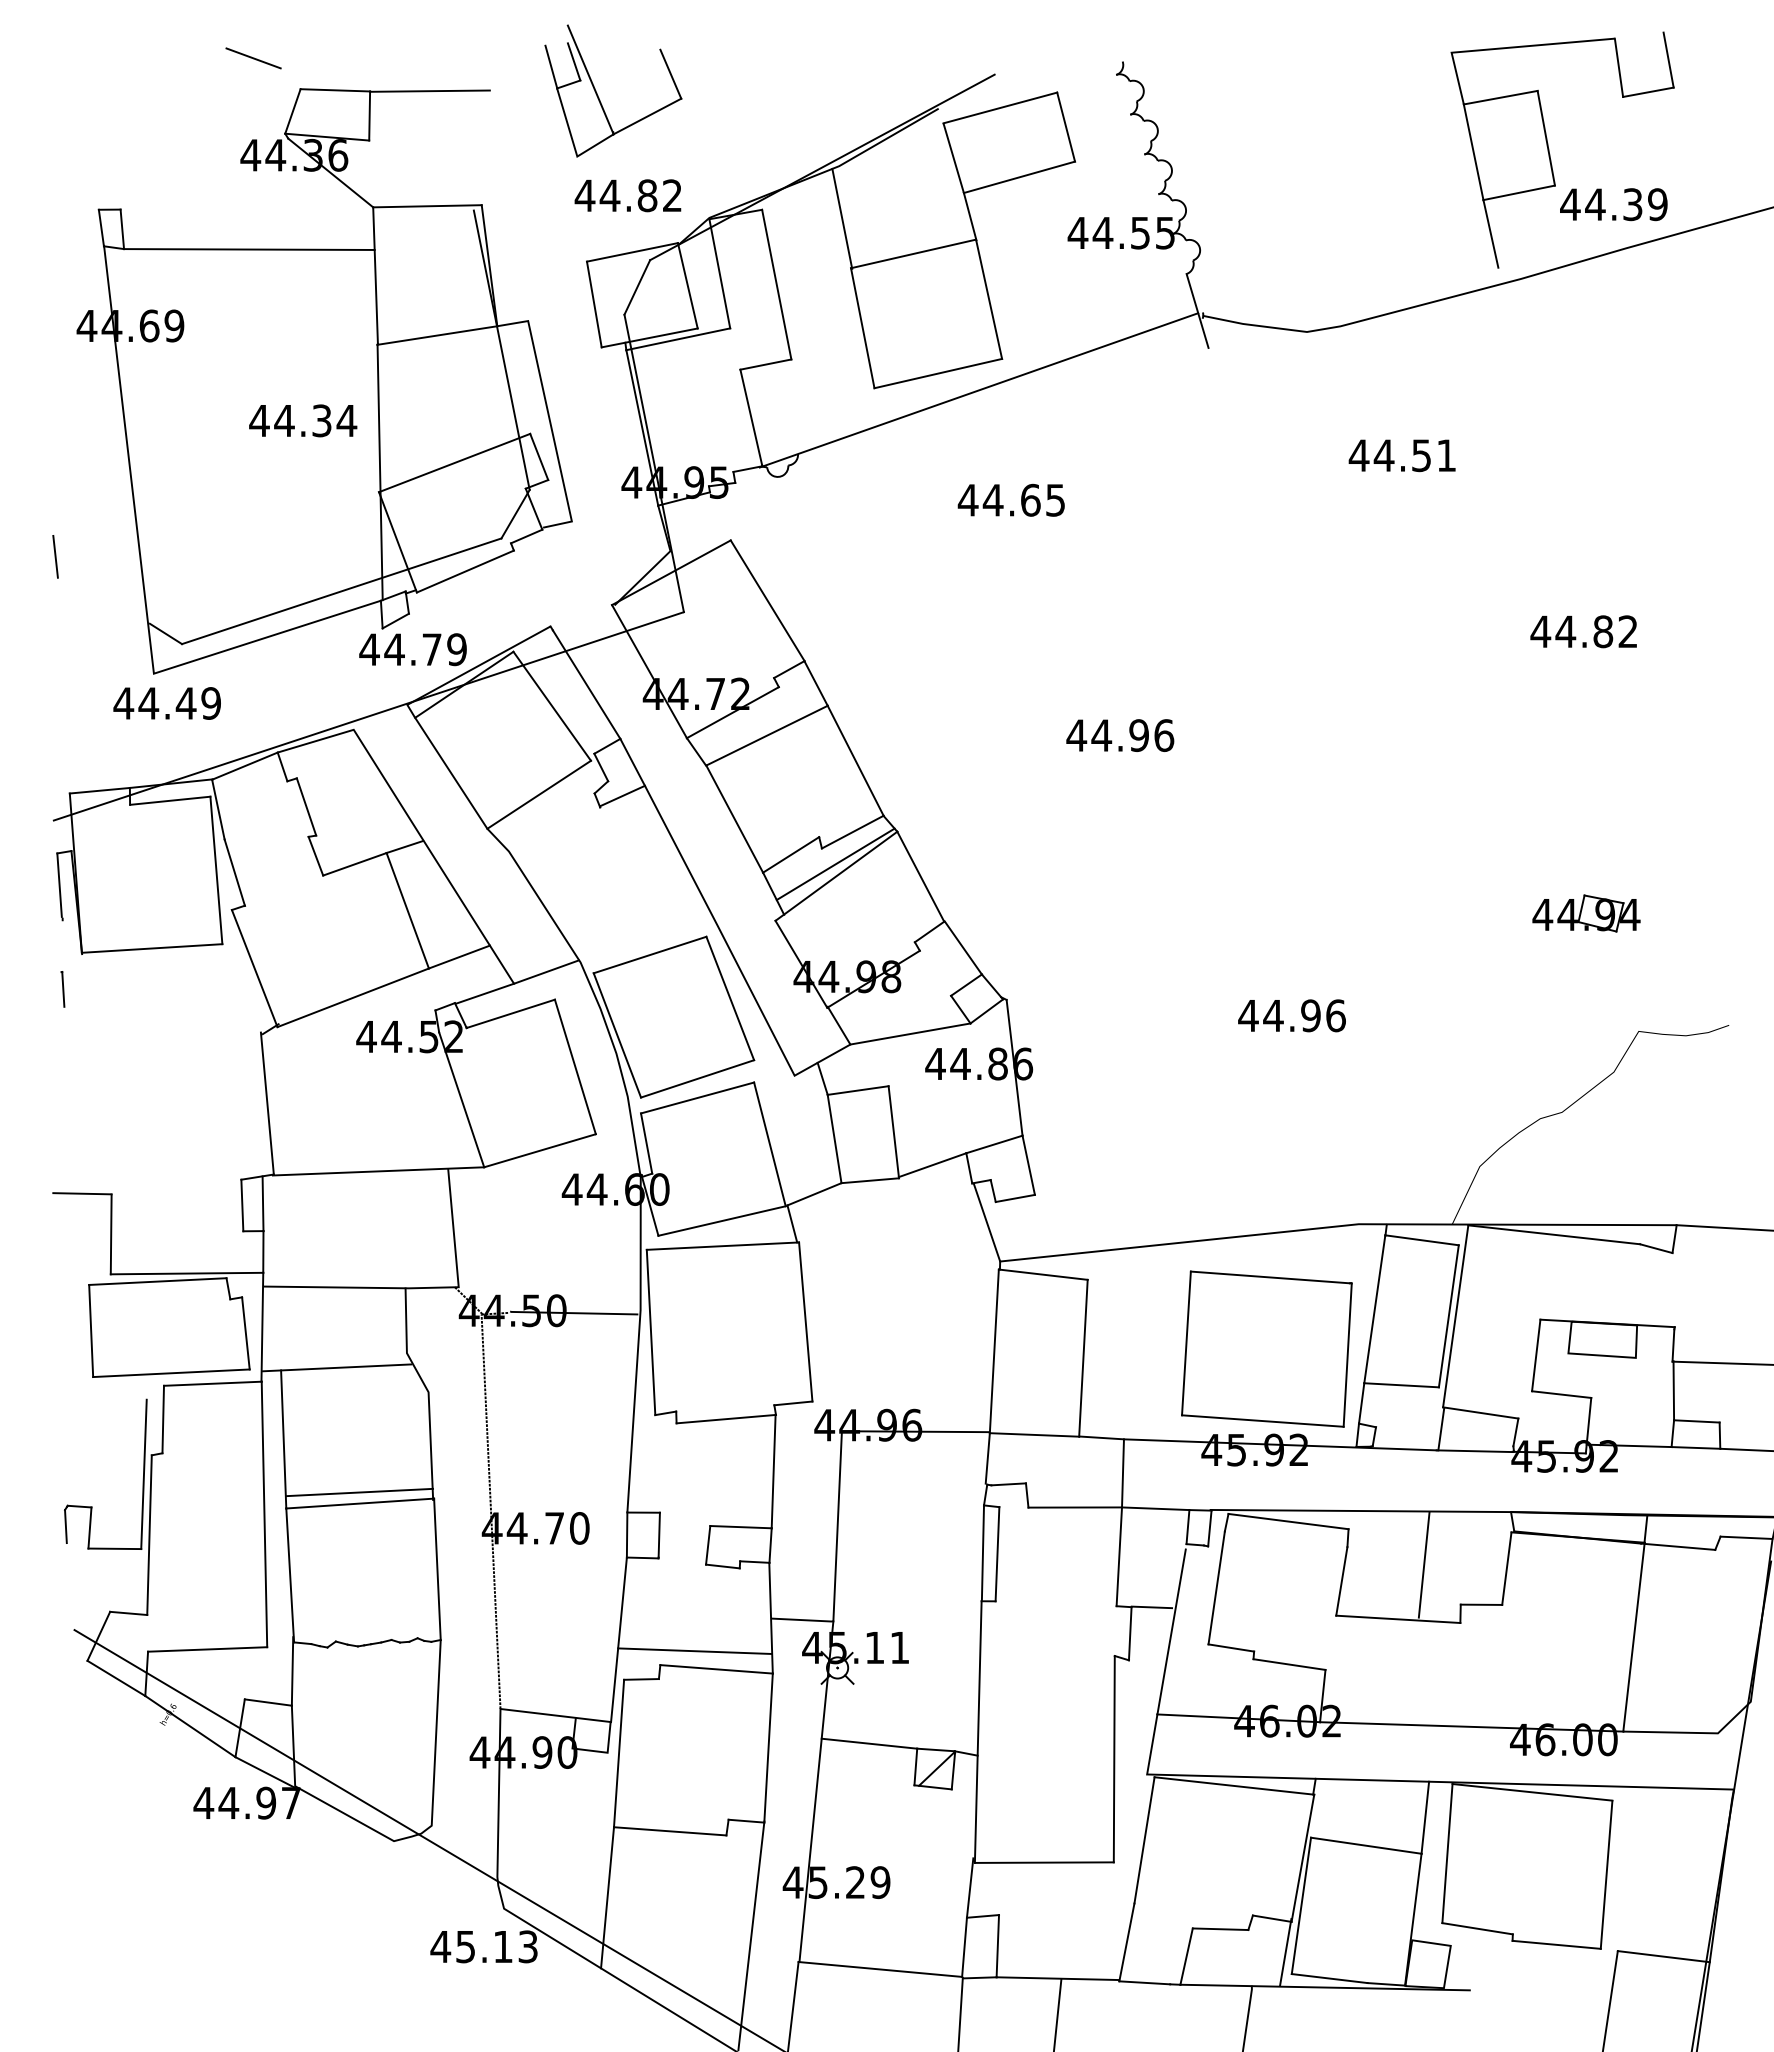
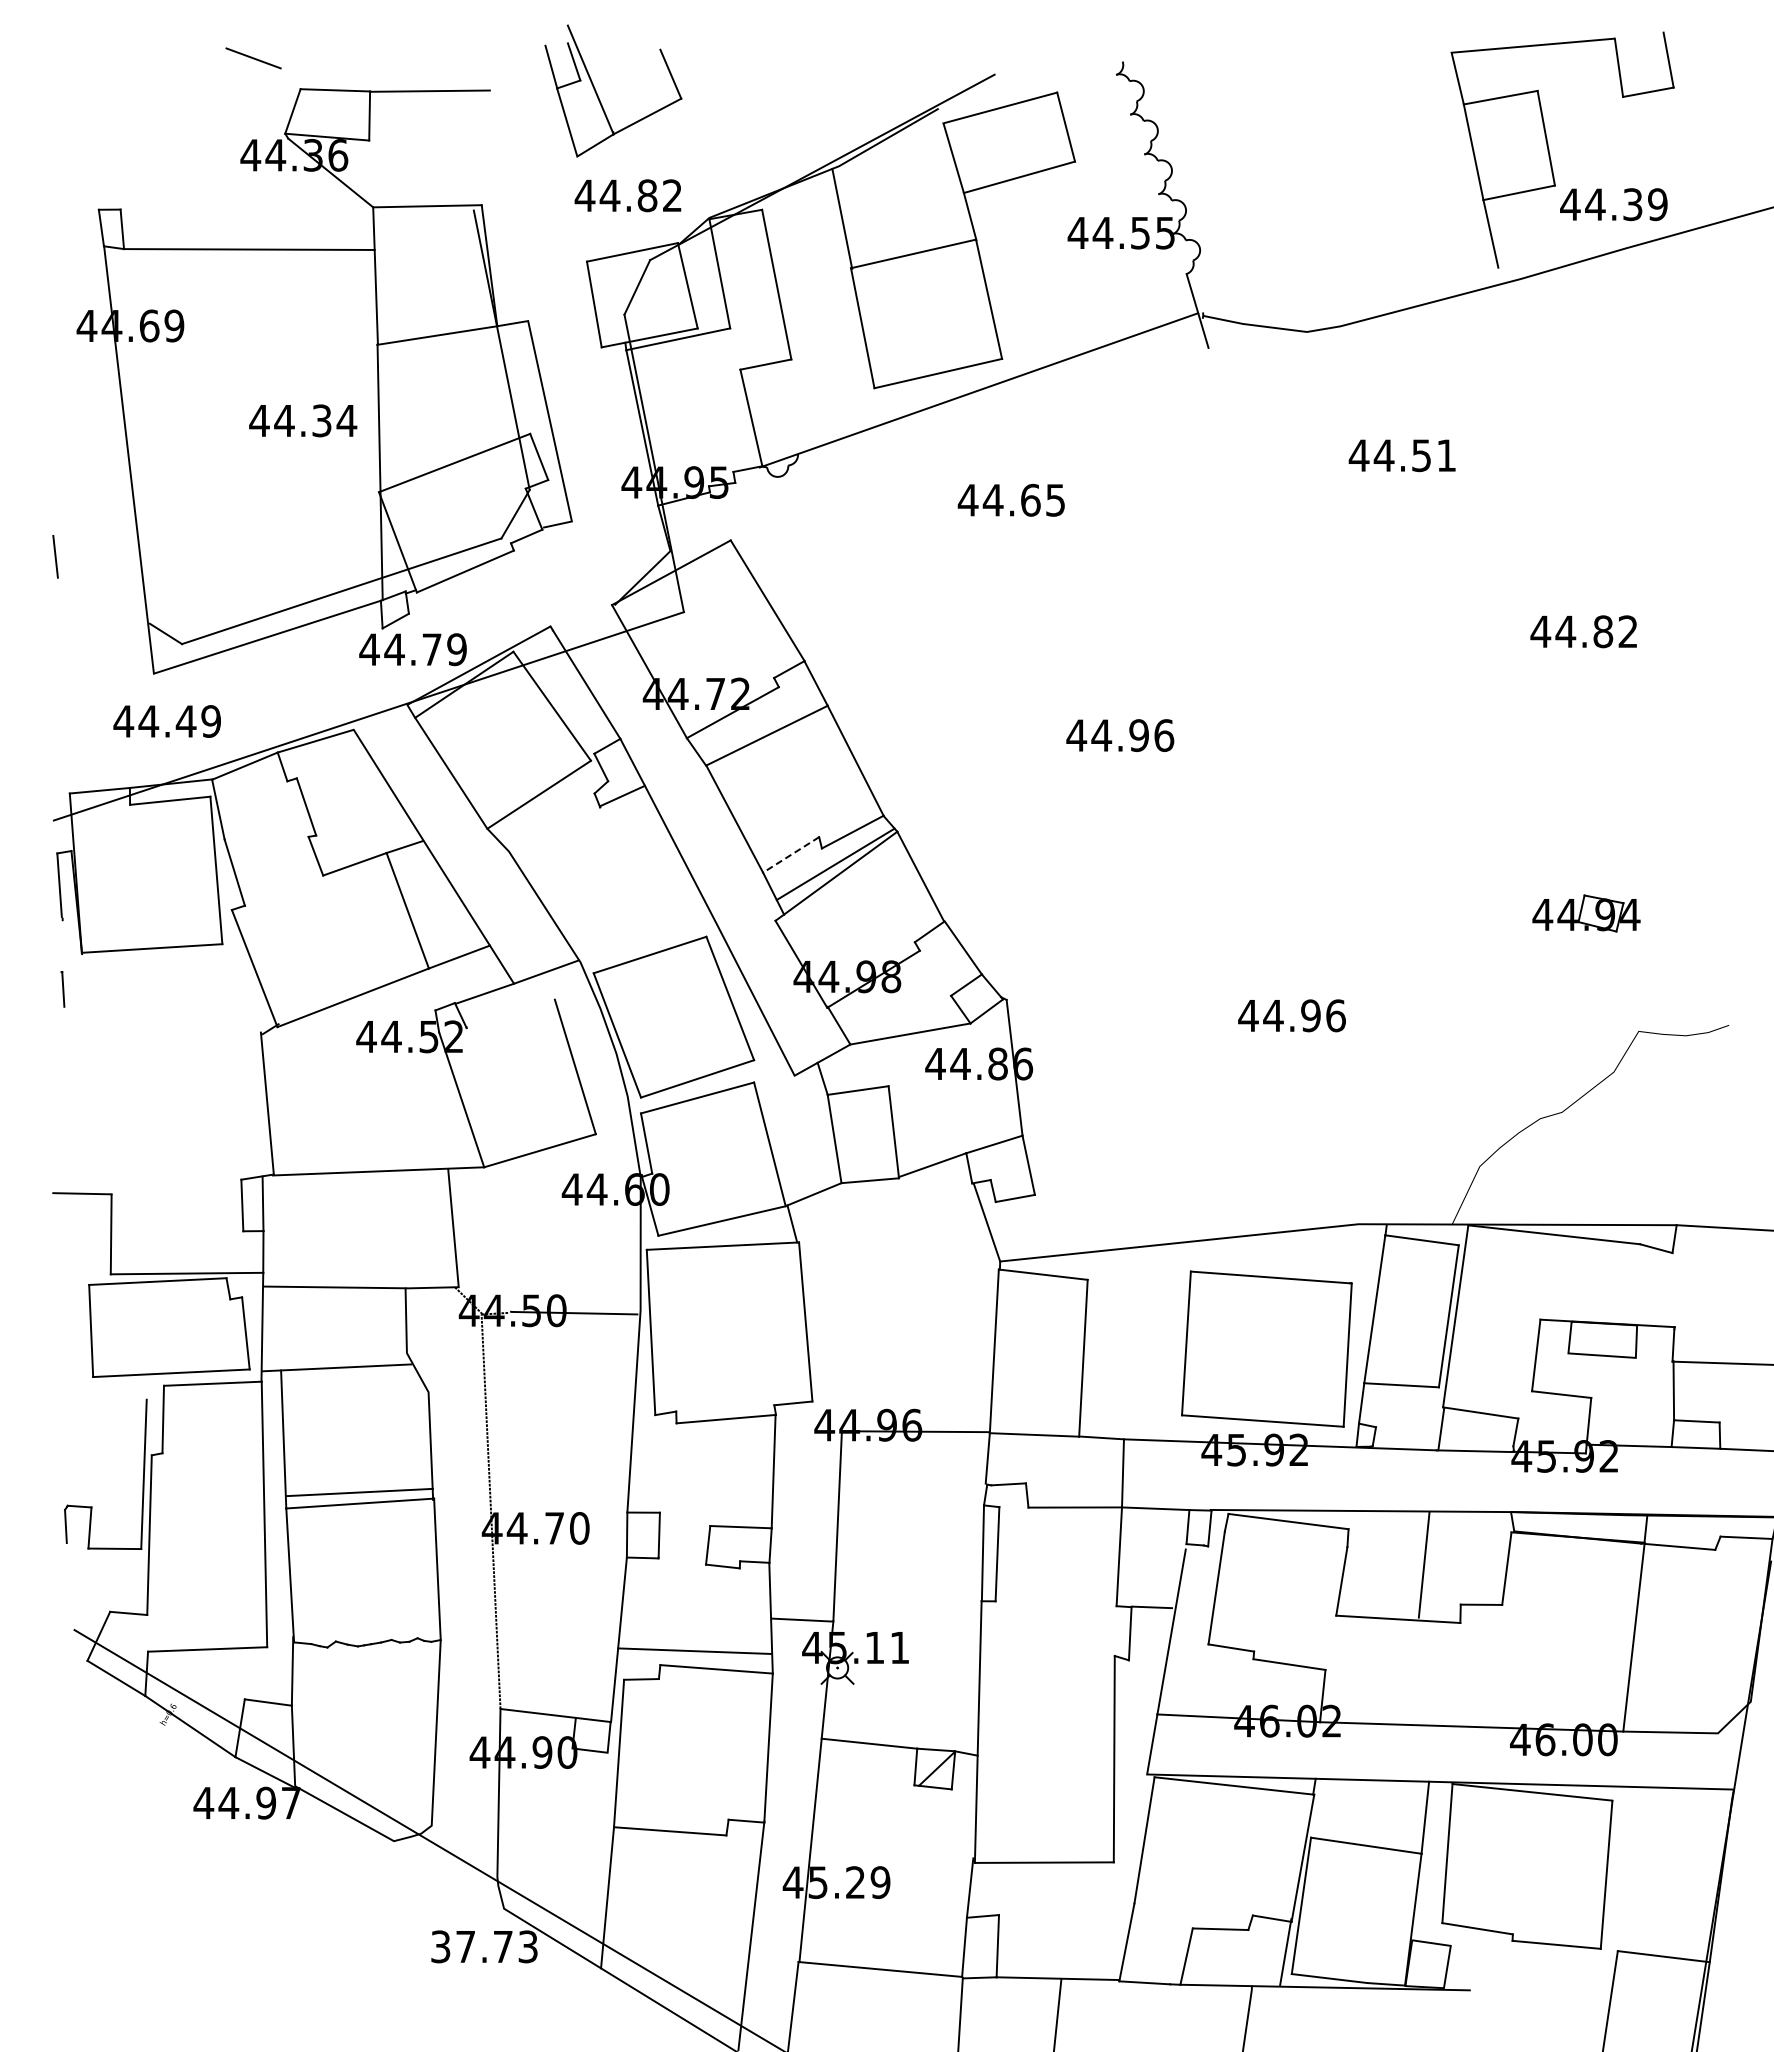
text position: (166, 703) -> (166, 721) (166, 721)
line: solid -> dashed (790, 855)
line: present -> none (510, 1013)
text: 45.13 -> 37.73 (471, 1946)
